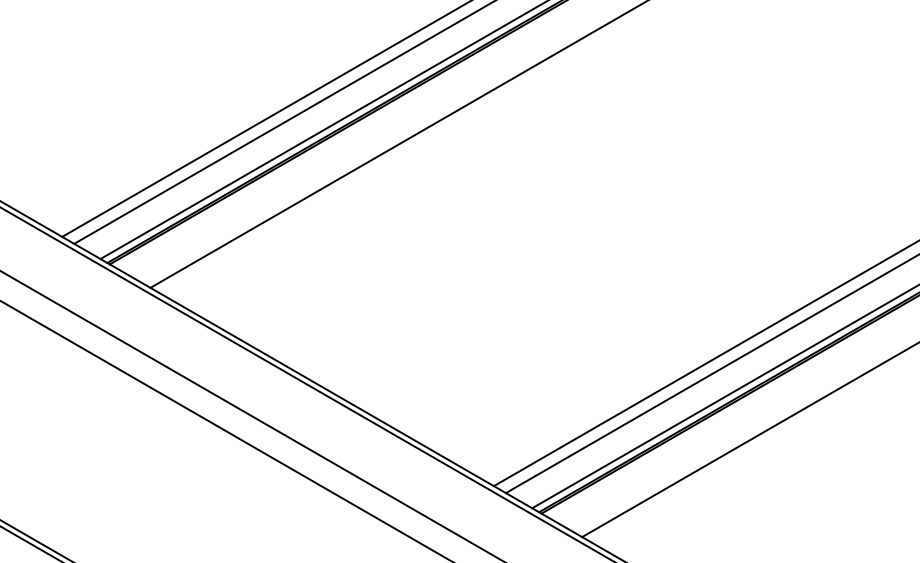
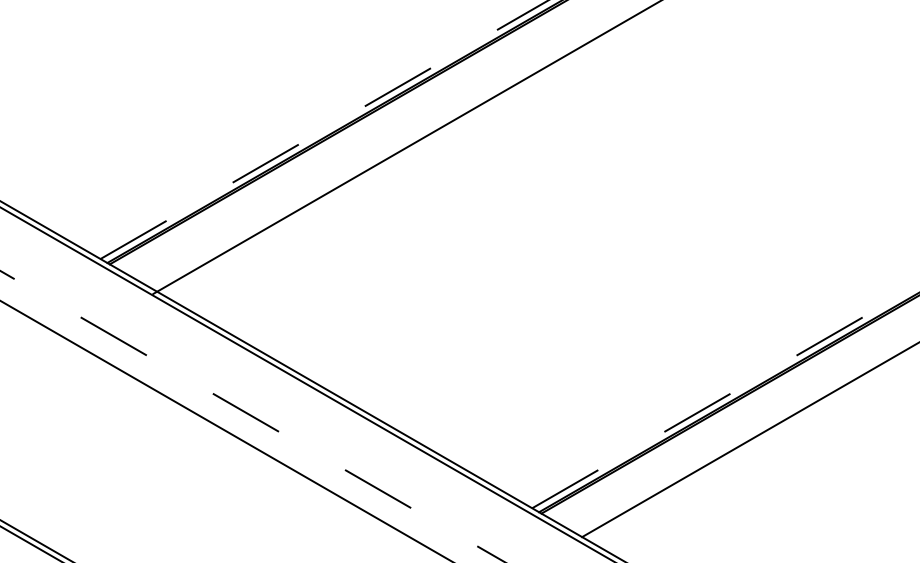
line: present -> none (265, 119)
line: present -> none (283, 122)
line: solid -> dashed (324, 129)
line position: (397, 144) -> (405, 147) (405, 147)
line: present -> none (704, 364)
line: present -> none (710, 374)
line: solid -> dashed (725, 396)
line: solid -> dashed (253, 416)
